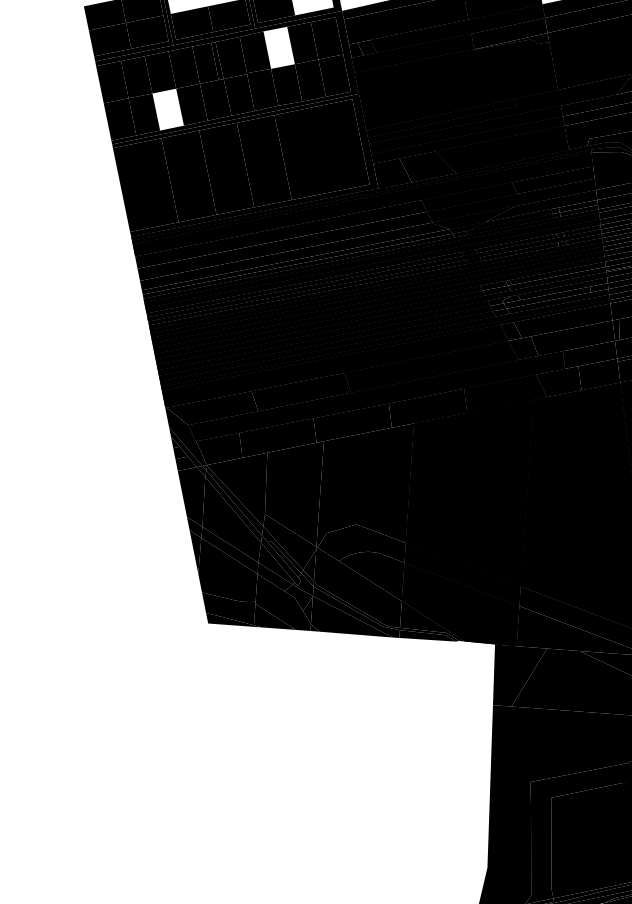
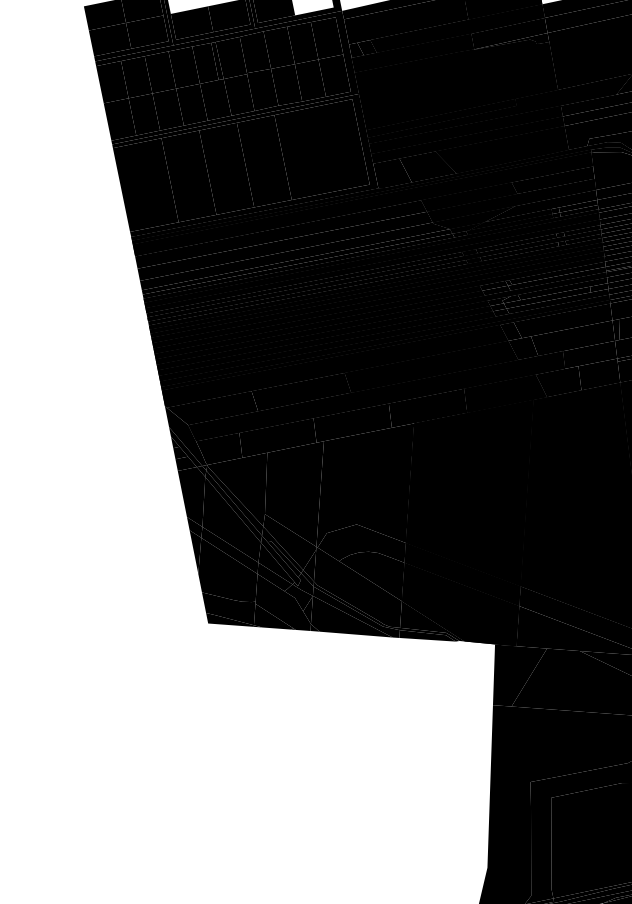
fill: none -> present (278, 47)
fill: none -> present (167, 109)
